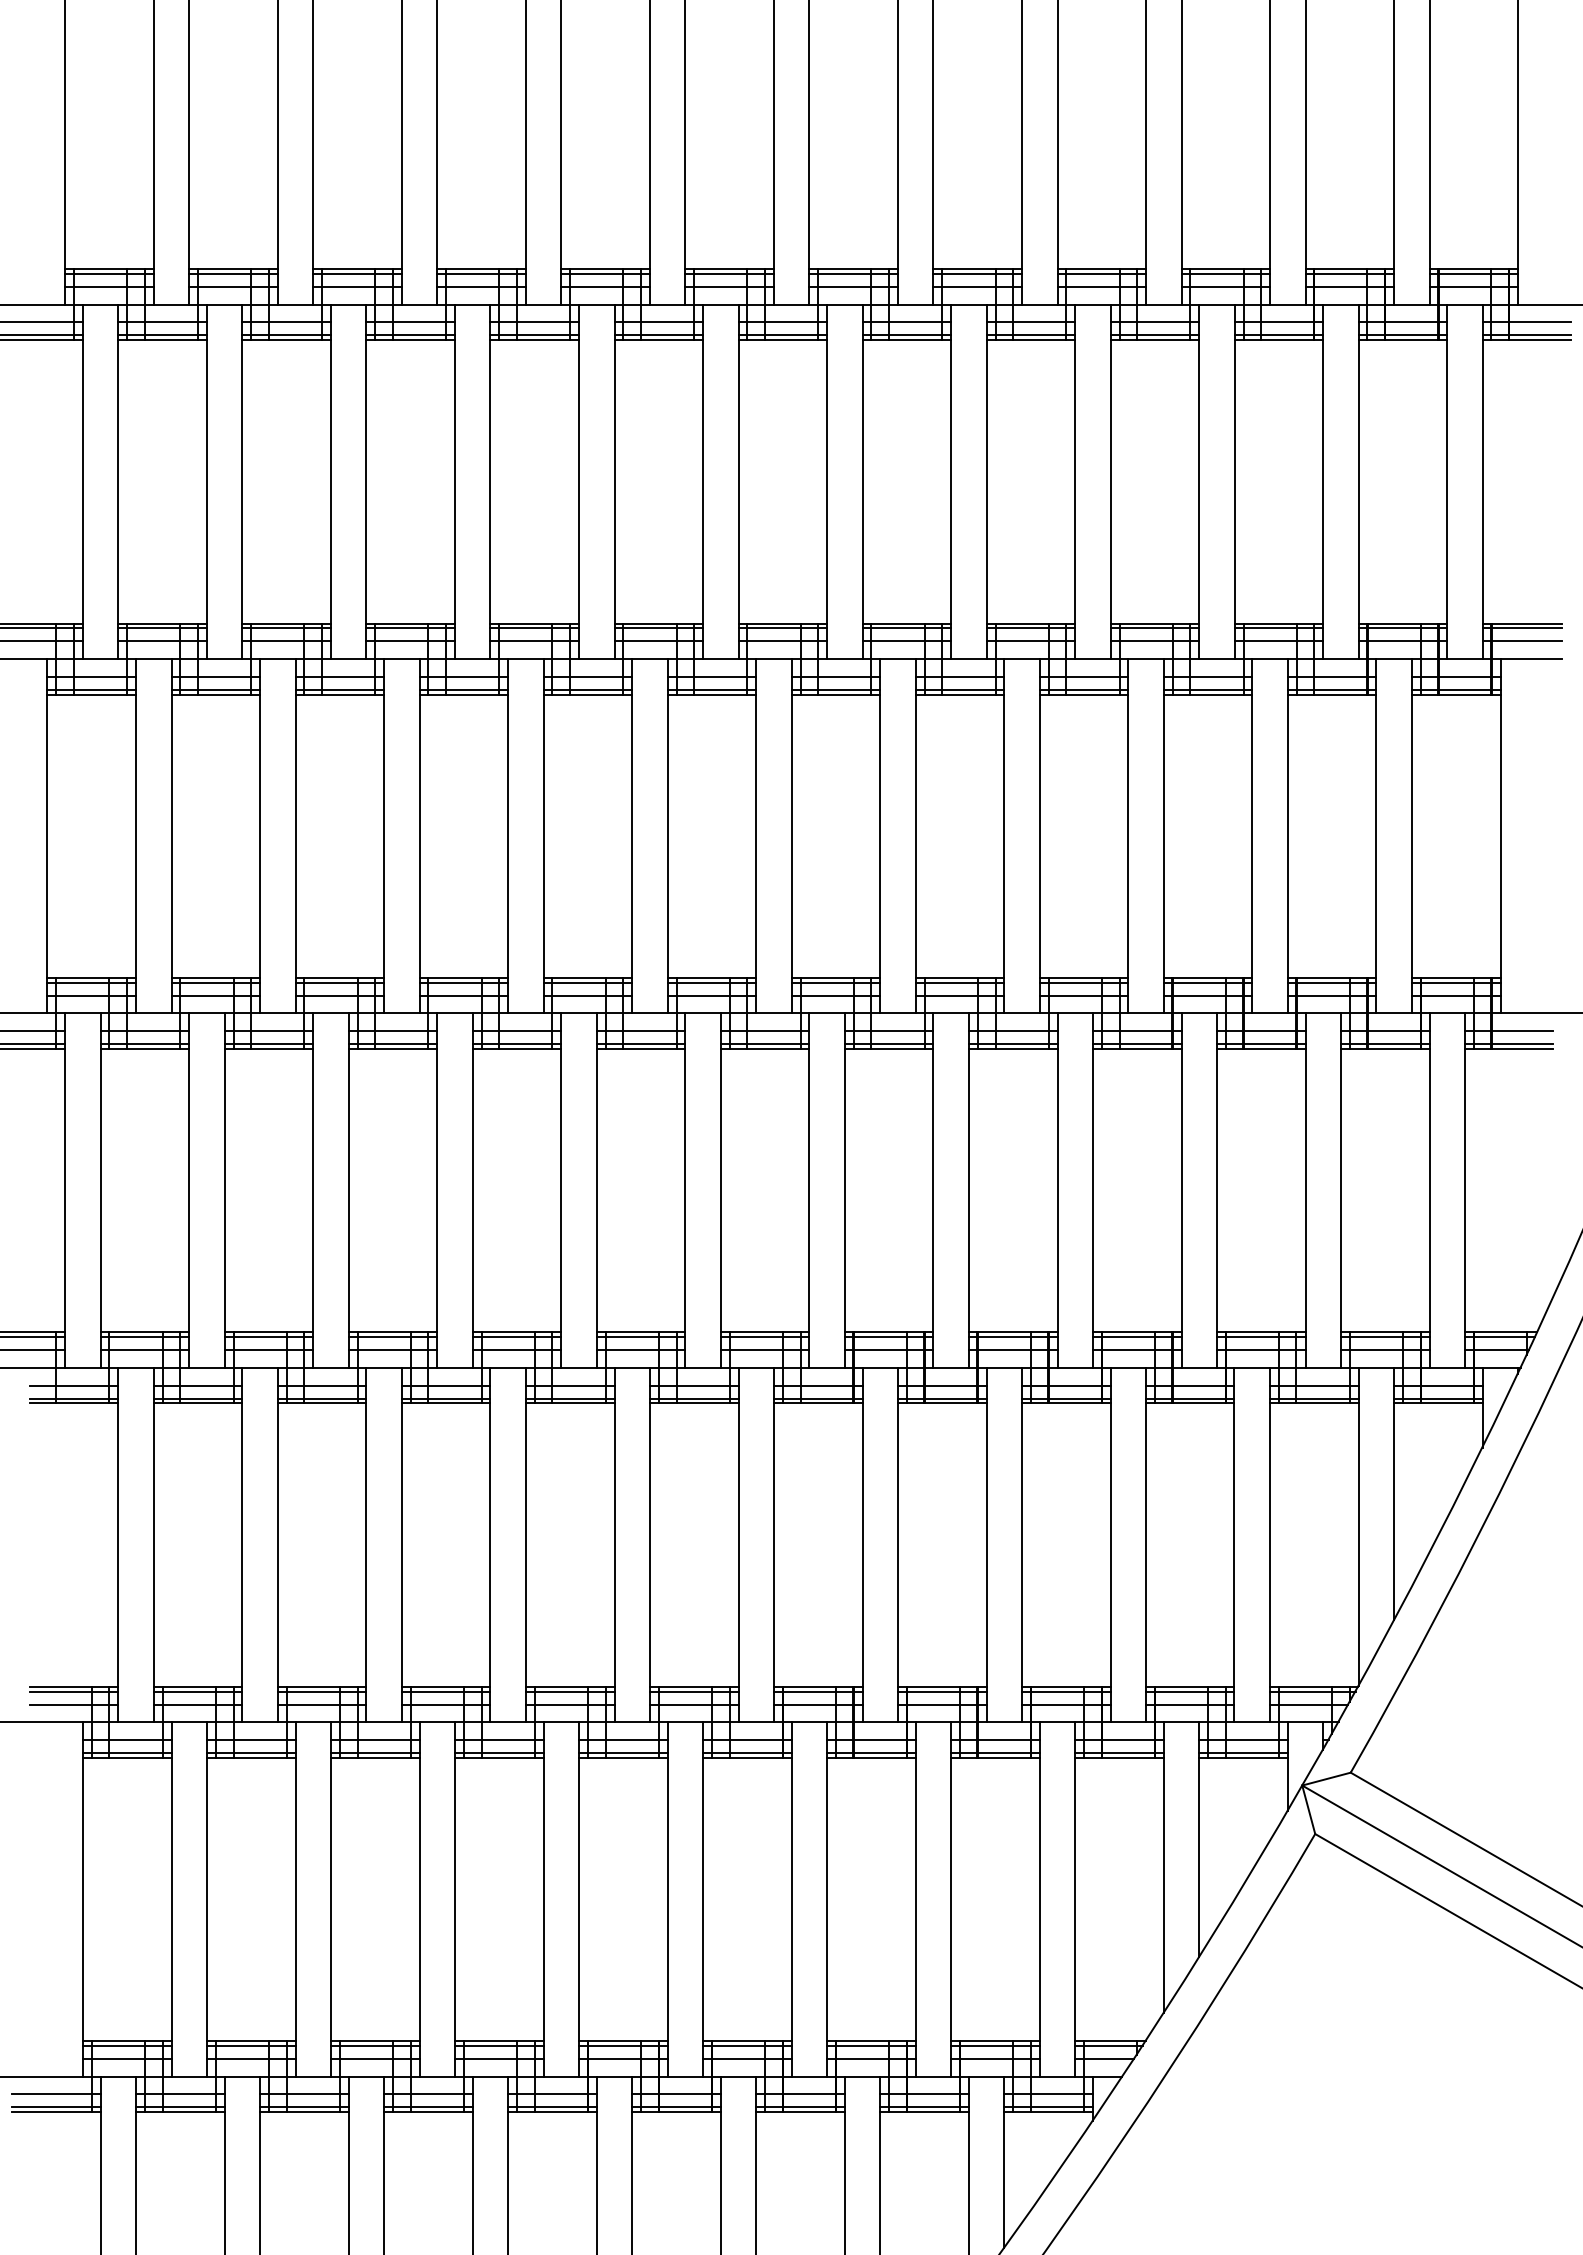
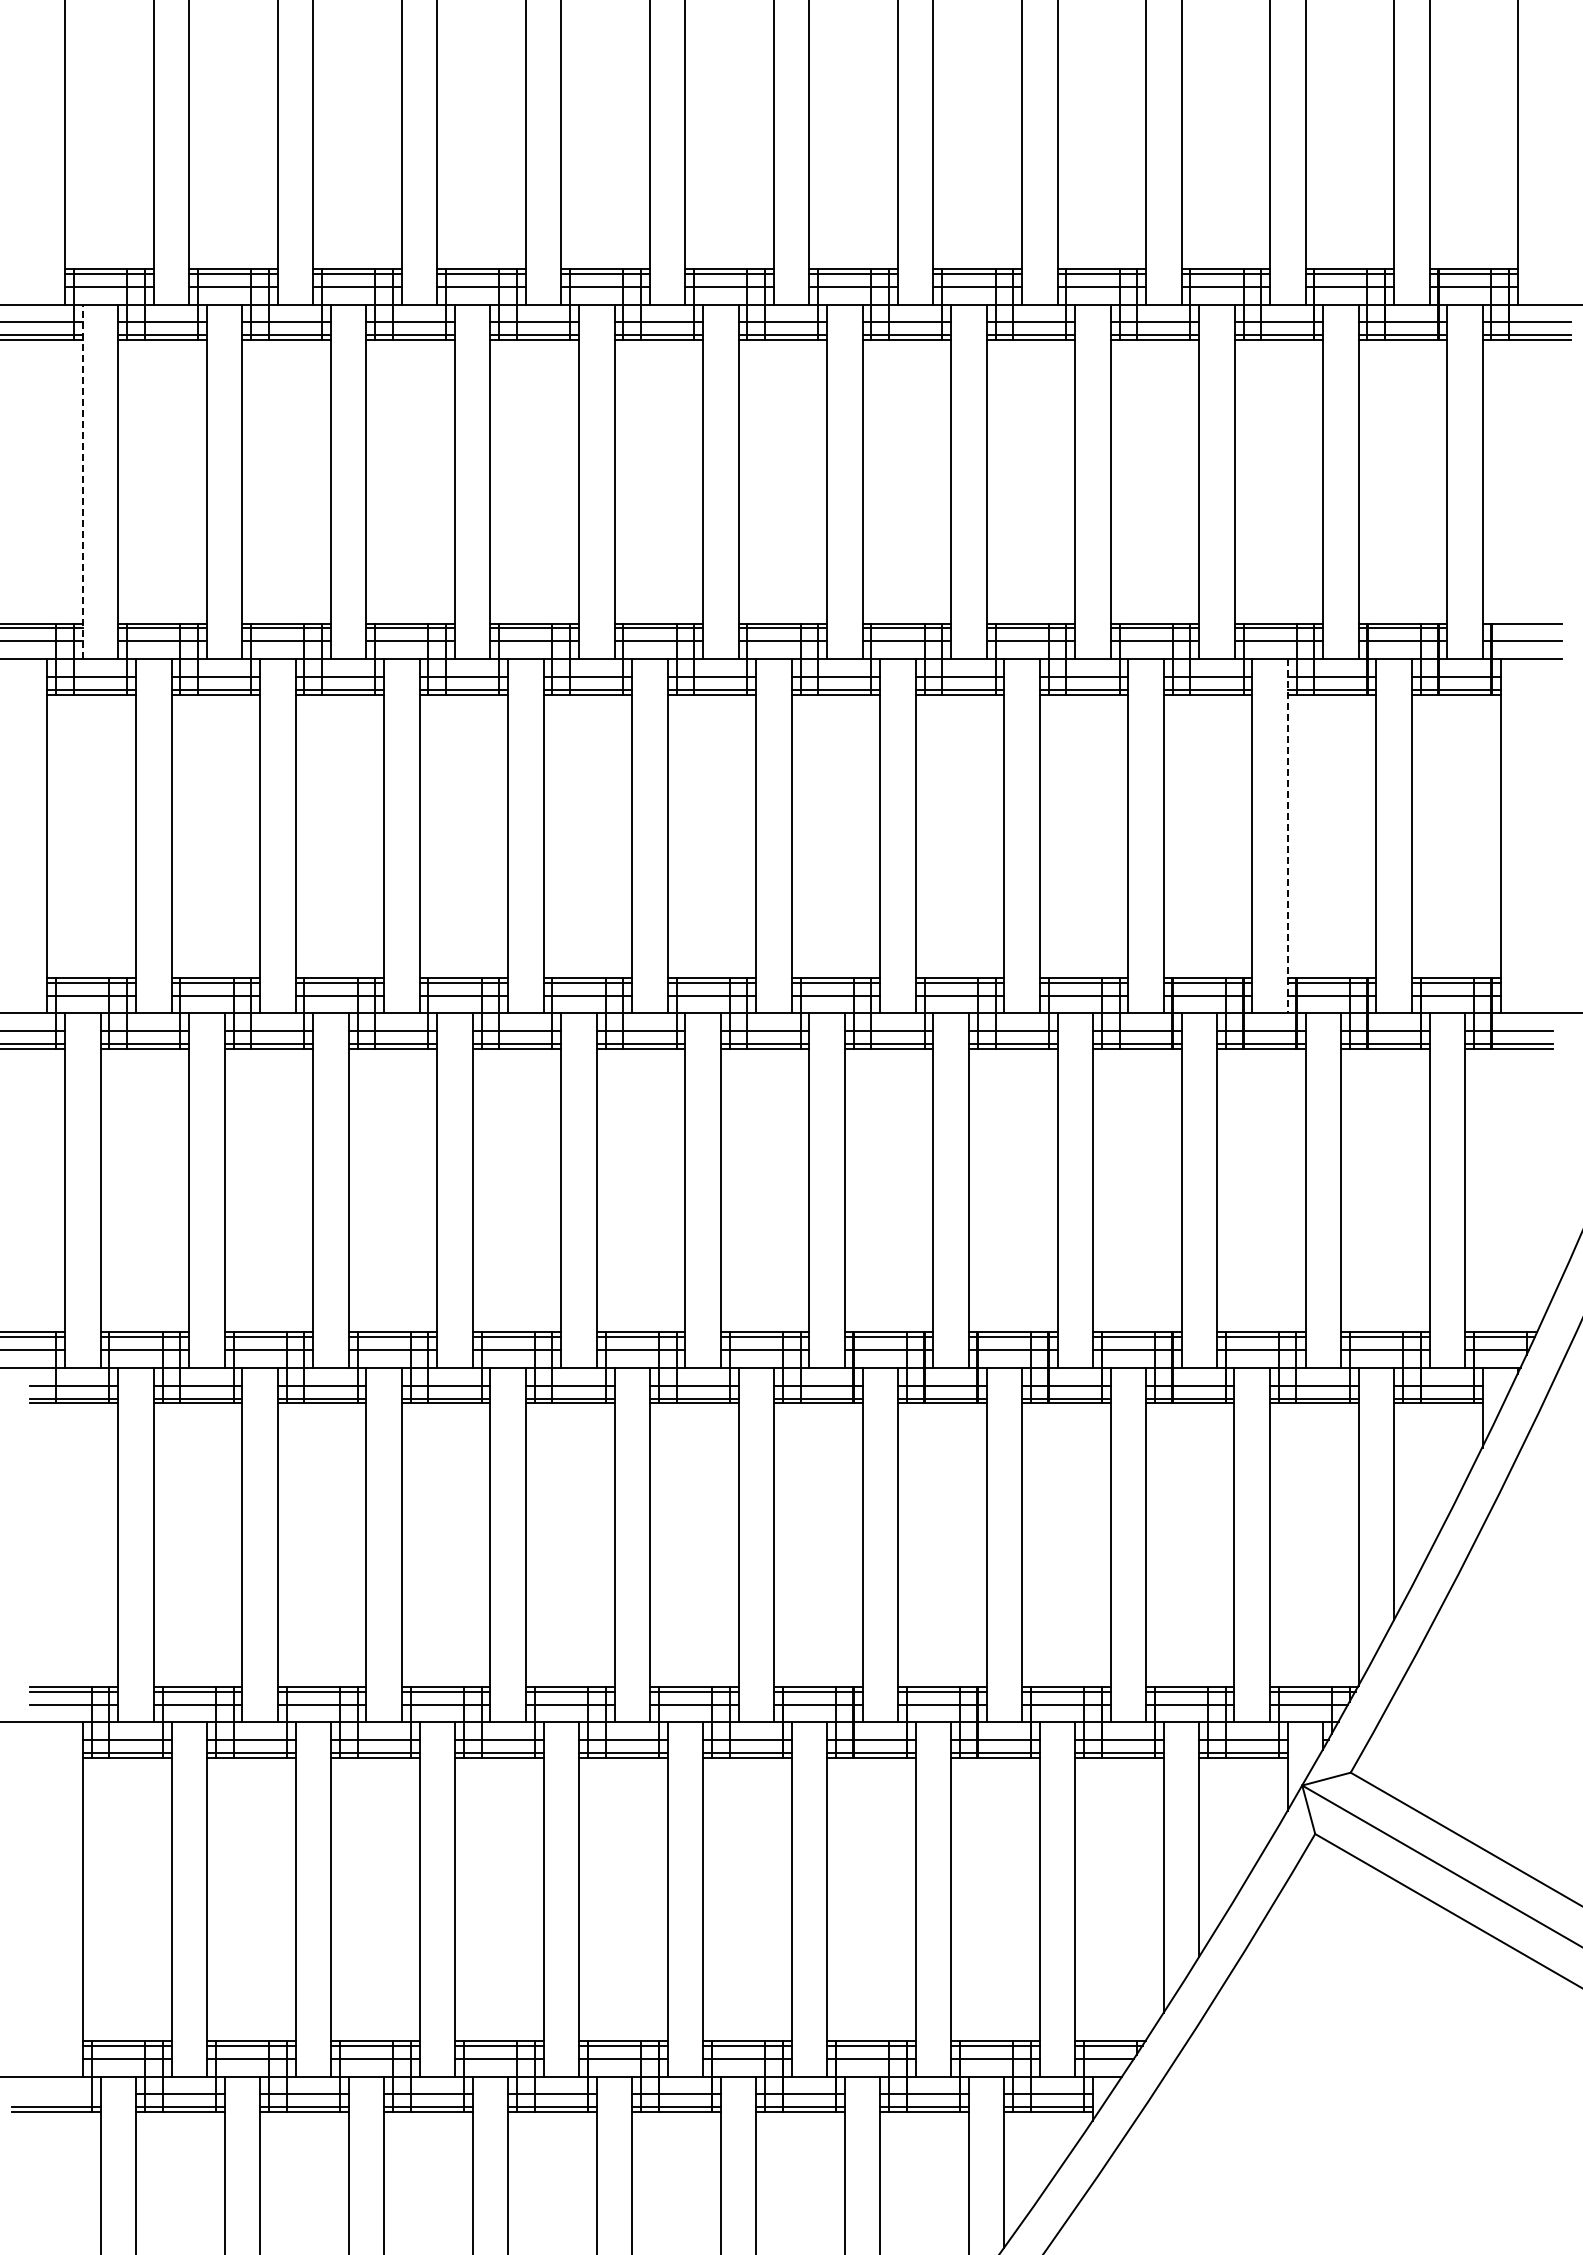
line: solid -> dashed (82, 481)
line: present -> none (1522, 628)
line: solid -> dashed (1287, 836)
line: present -> none (56, 2094)
